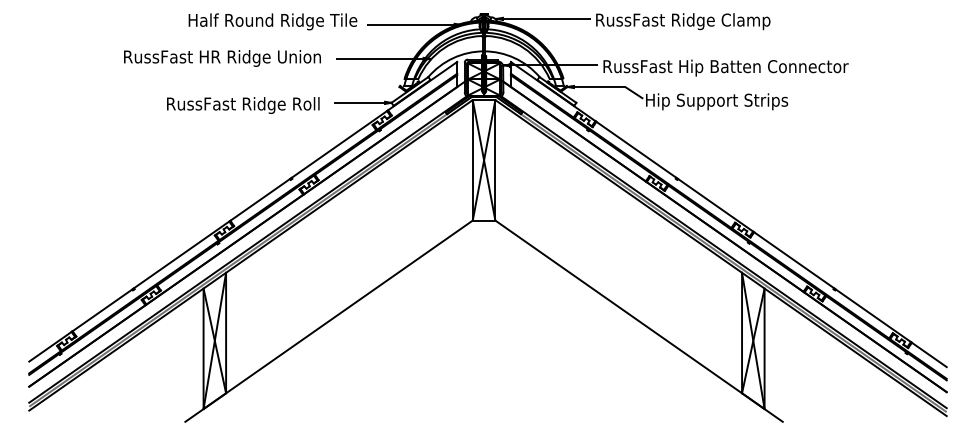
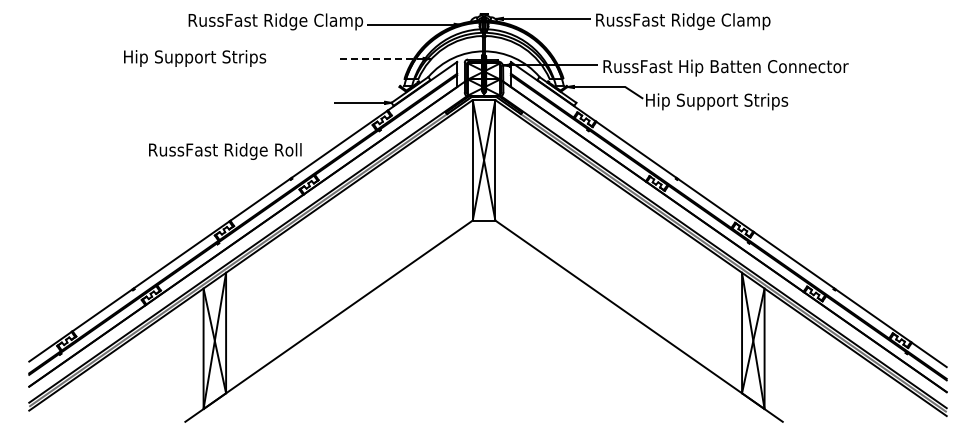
text: Half Round Ridge Tile -> RussFast Ridge Clamp (276, 21)
text: RussFast HR Ridge Union -> Hip Support Strips (222, 58)
line: solid -> dashed (379, 58)
text position: (243, 105) -> (225, 151) (225, 151)
